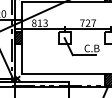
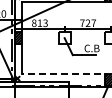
line: solid -> dashed (66, 74)
